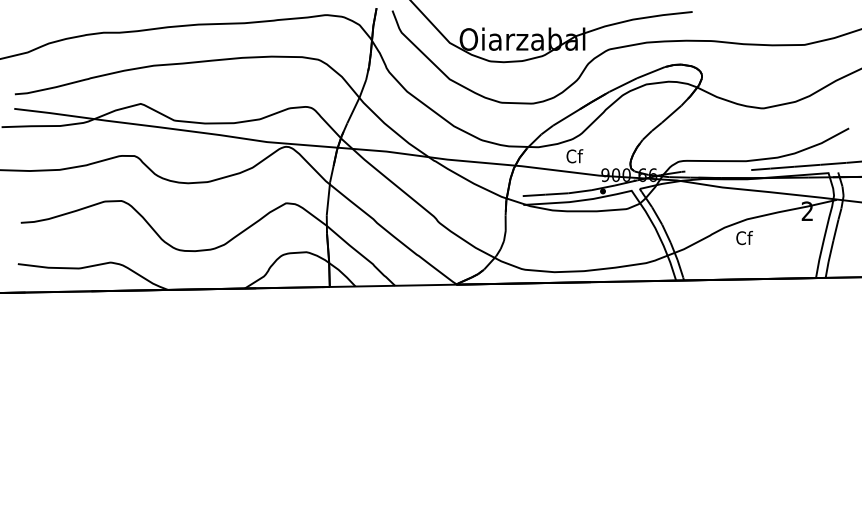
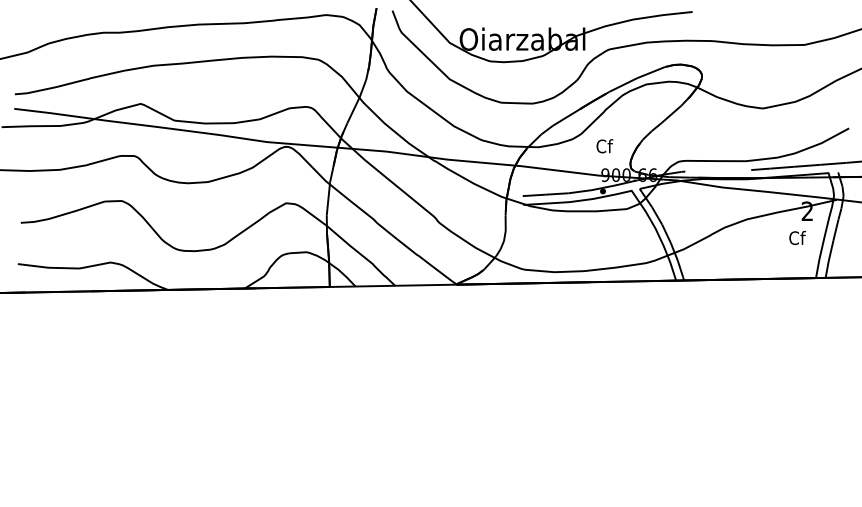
text position: (574, 156) -> (604, 146) (604, 146)
text position: (744, 238) -> (797, 238) (797, 238)
